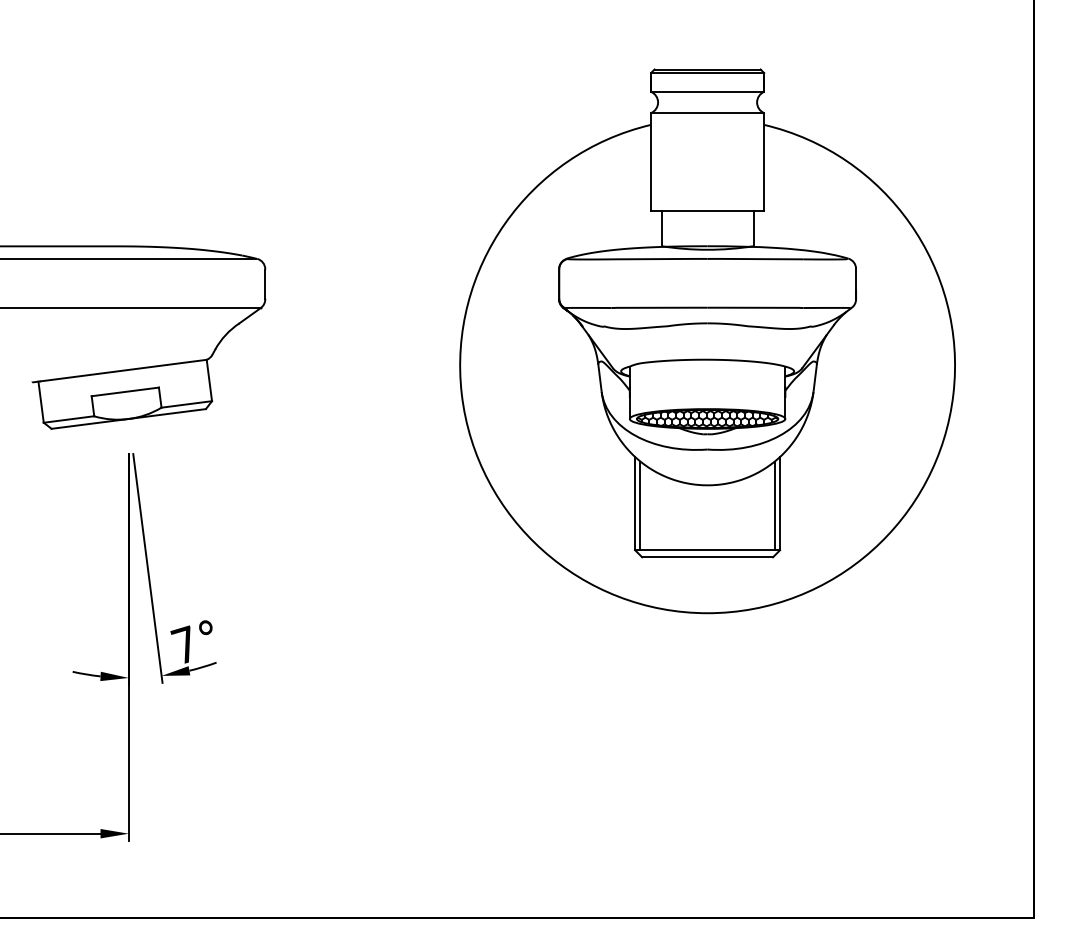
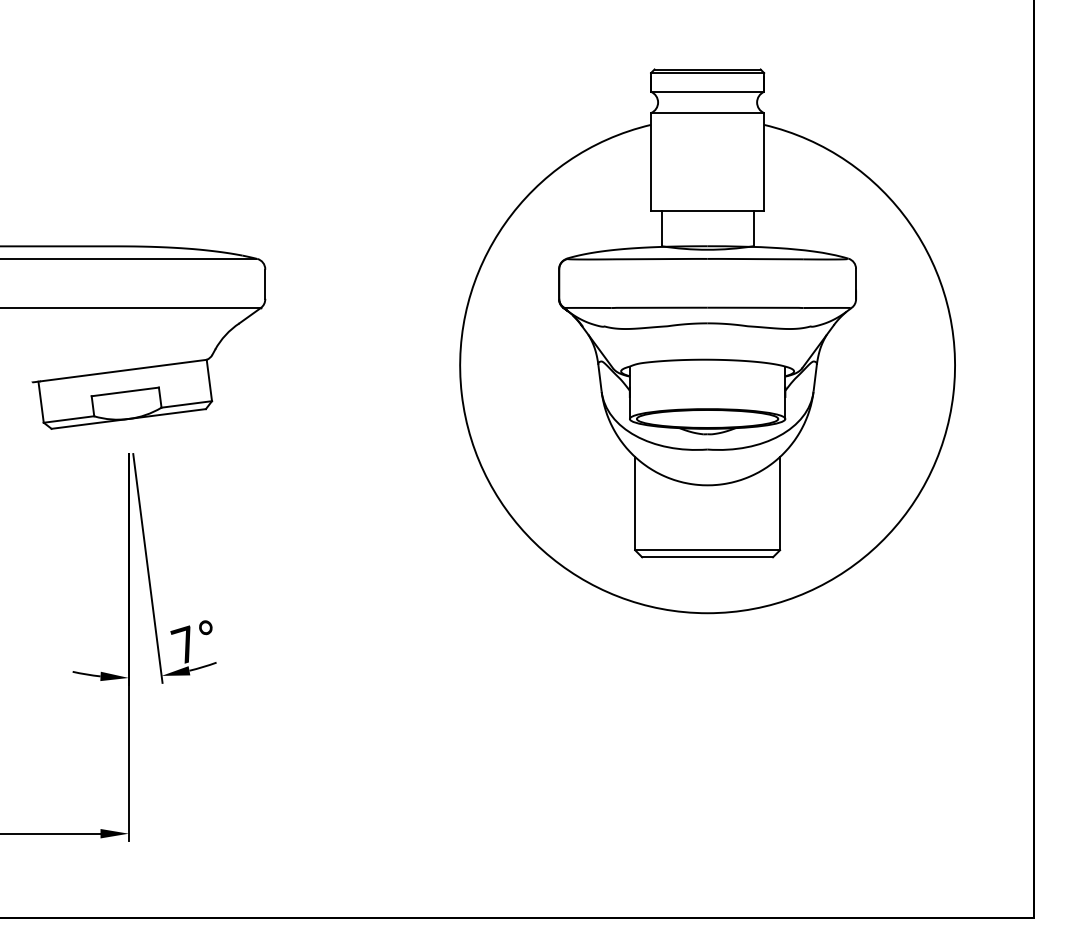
hatch: present -> none (707, 418)
line: present -> none (640, 505)
line: present -> none (774, 505)
